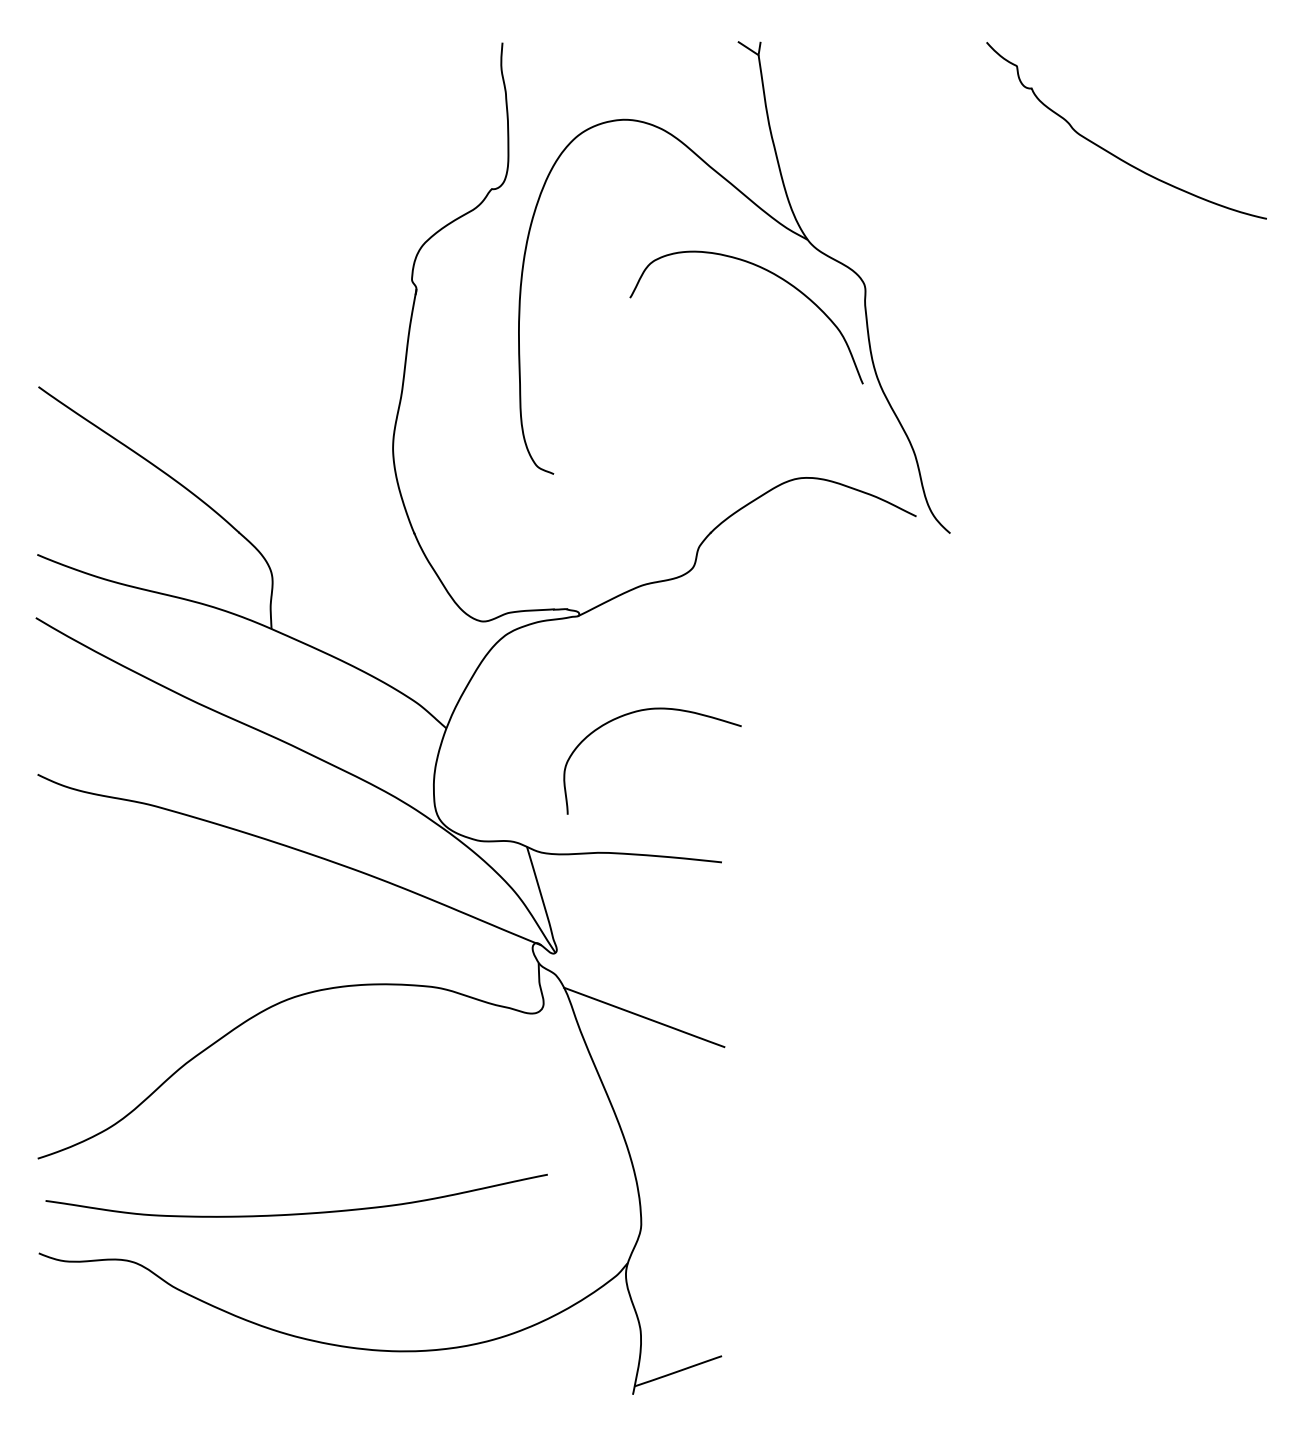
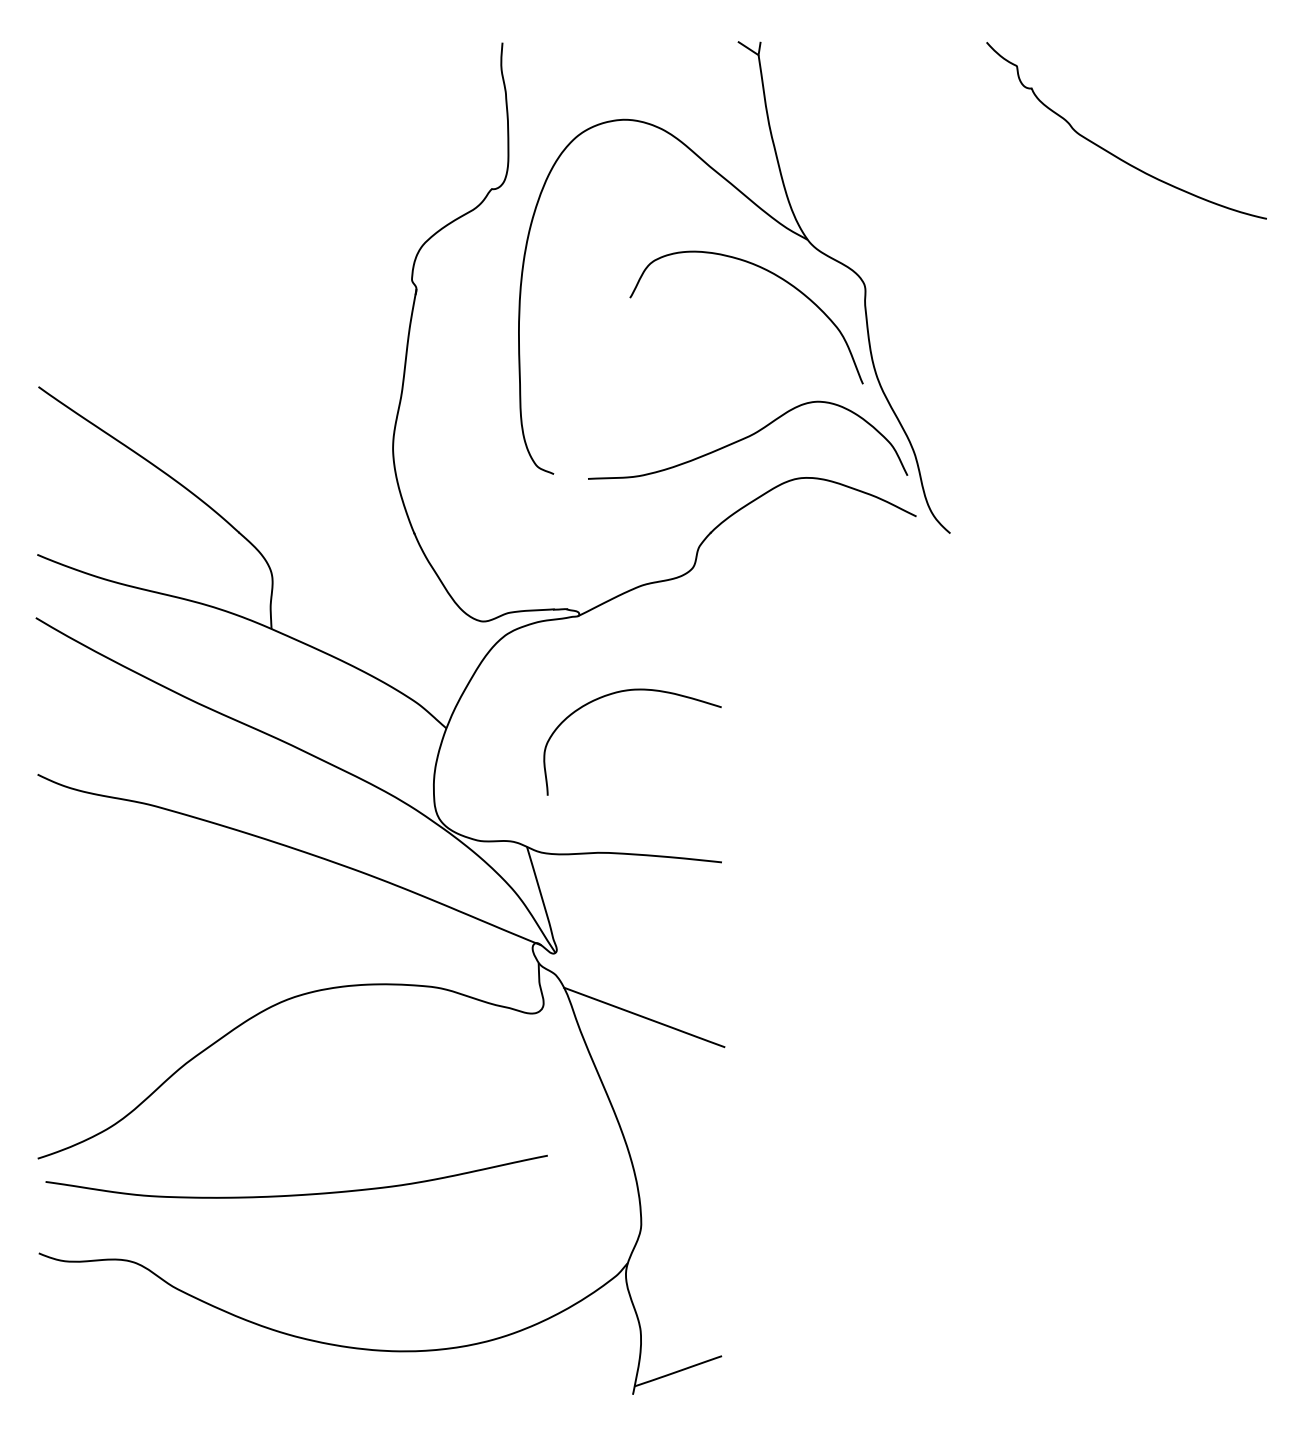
curve: none -> present (747, 438)
curve position: (648, 710) -> (628, 691) (628, 691)
curve position: (296, 1213) -> (296, 1194) (296, 1194)
